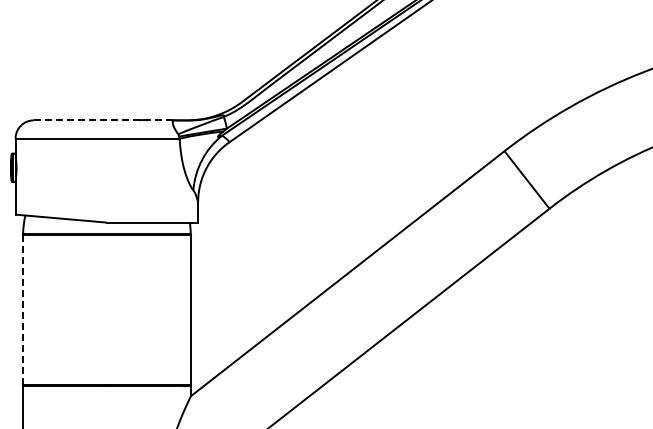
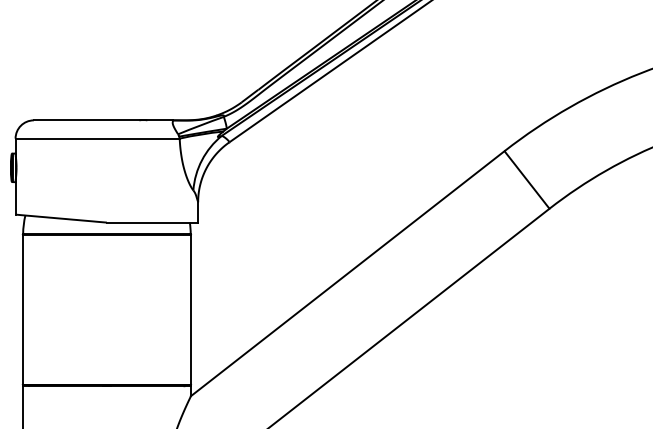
line: dashed -> solid (102, 120)
line: dashed -> solid (22, 310)
